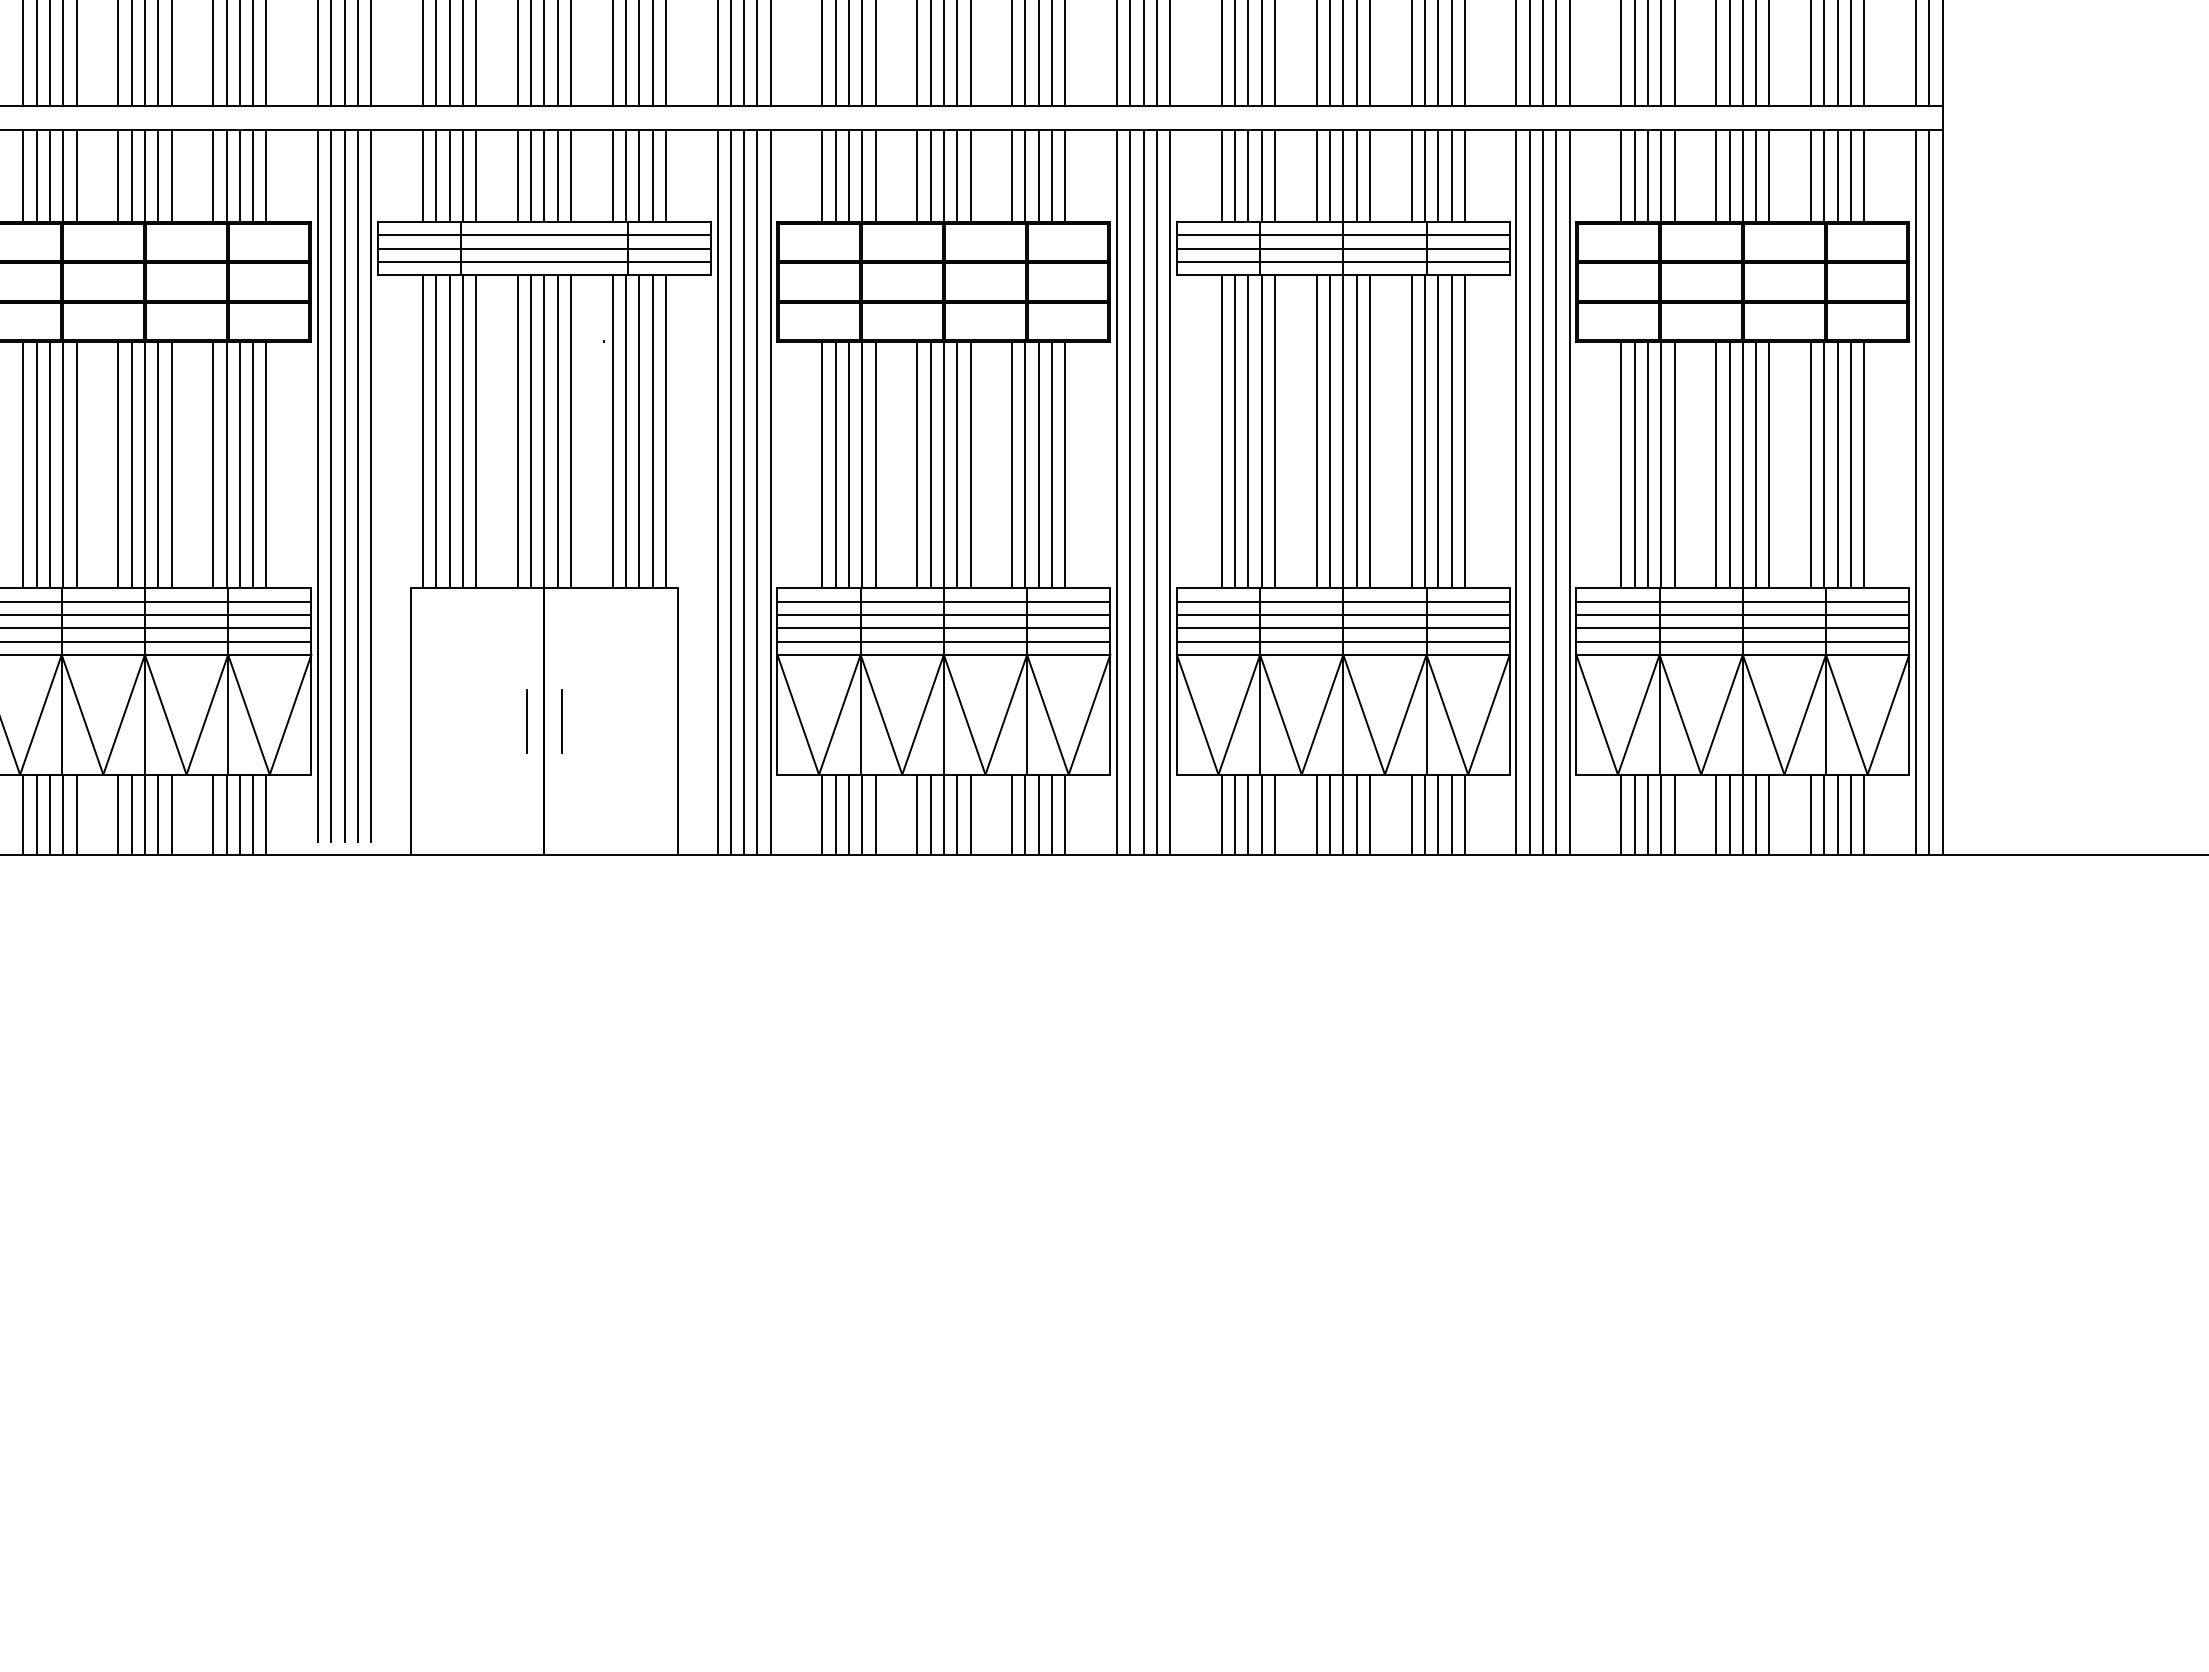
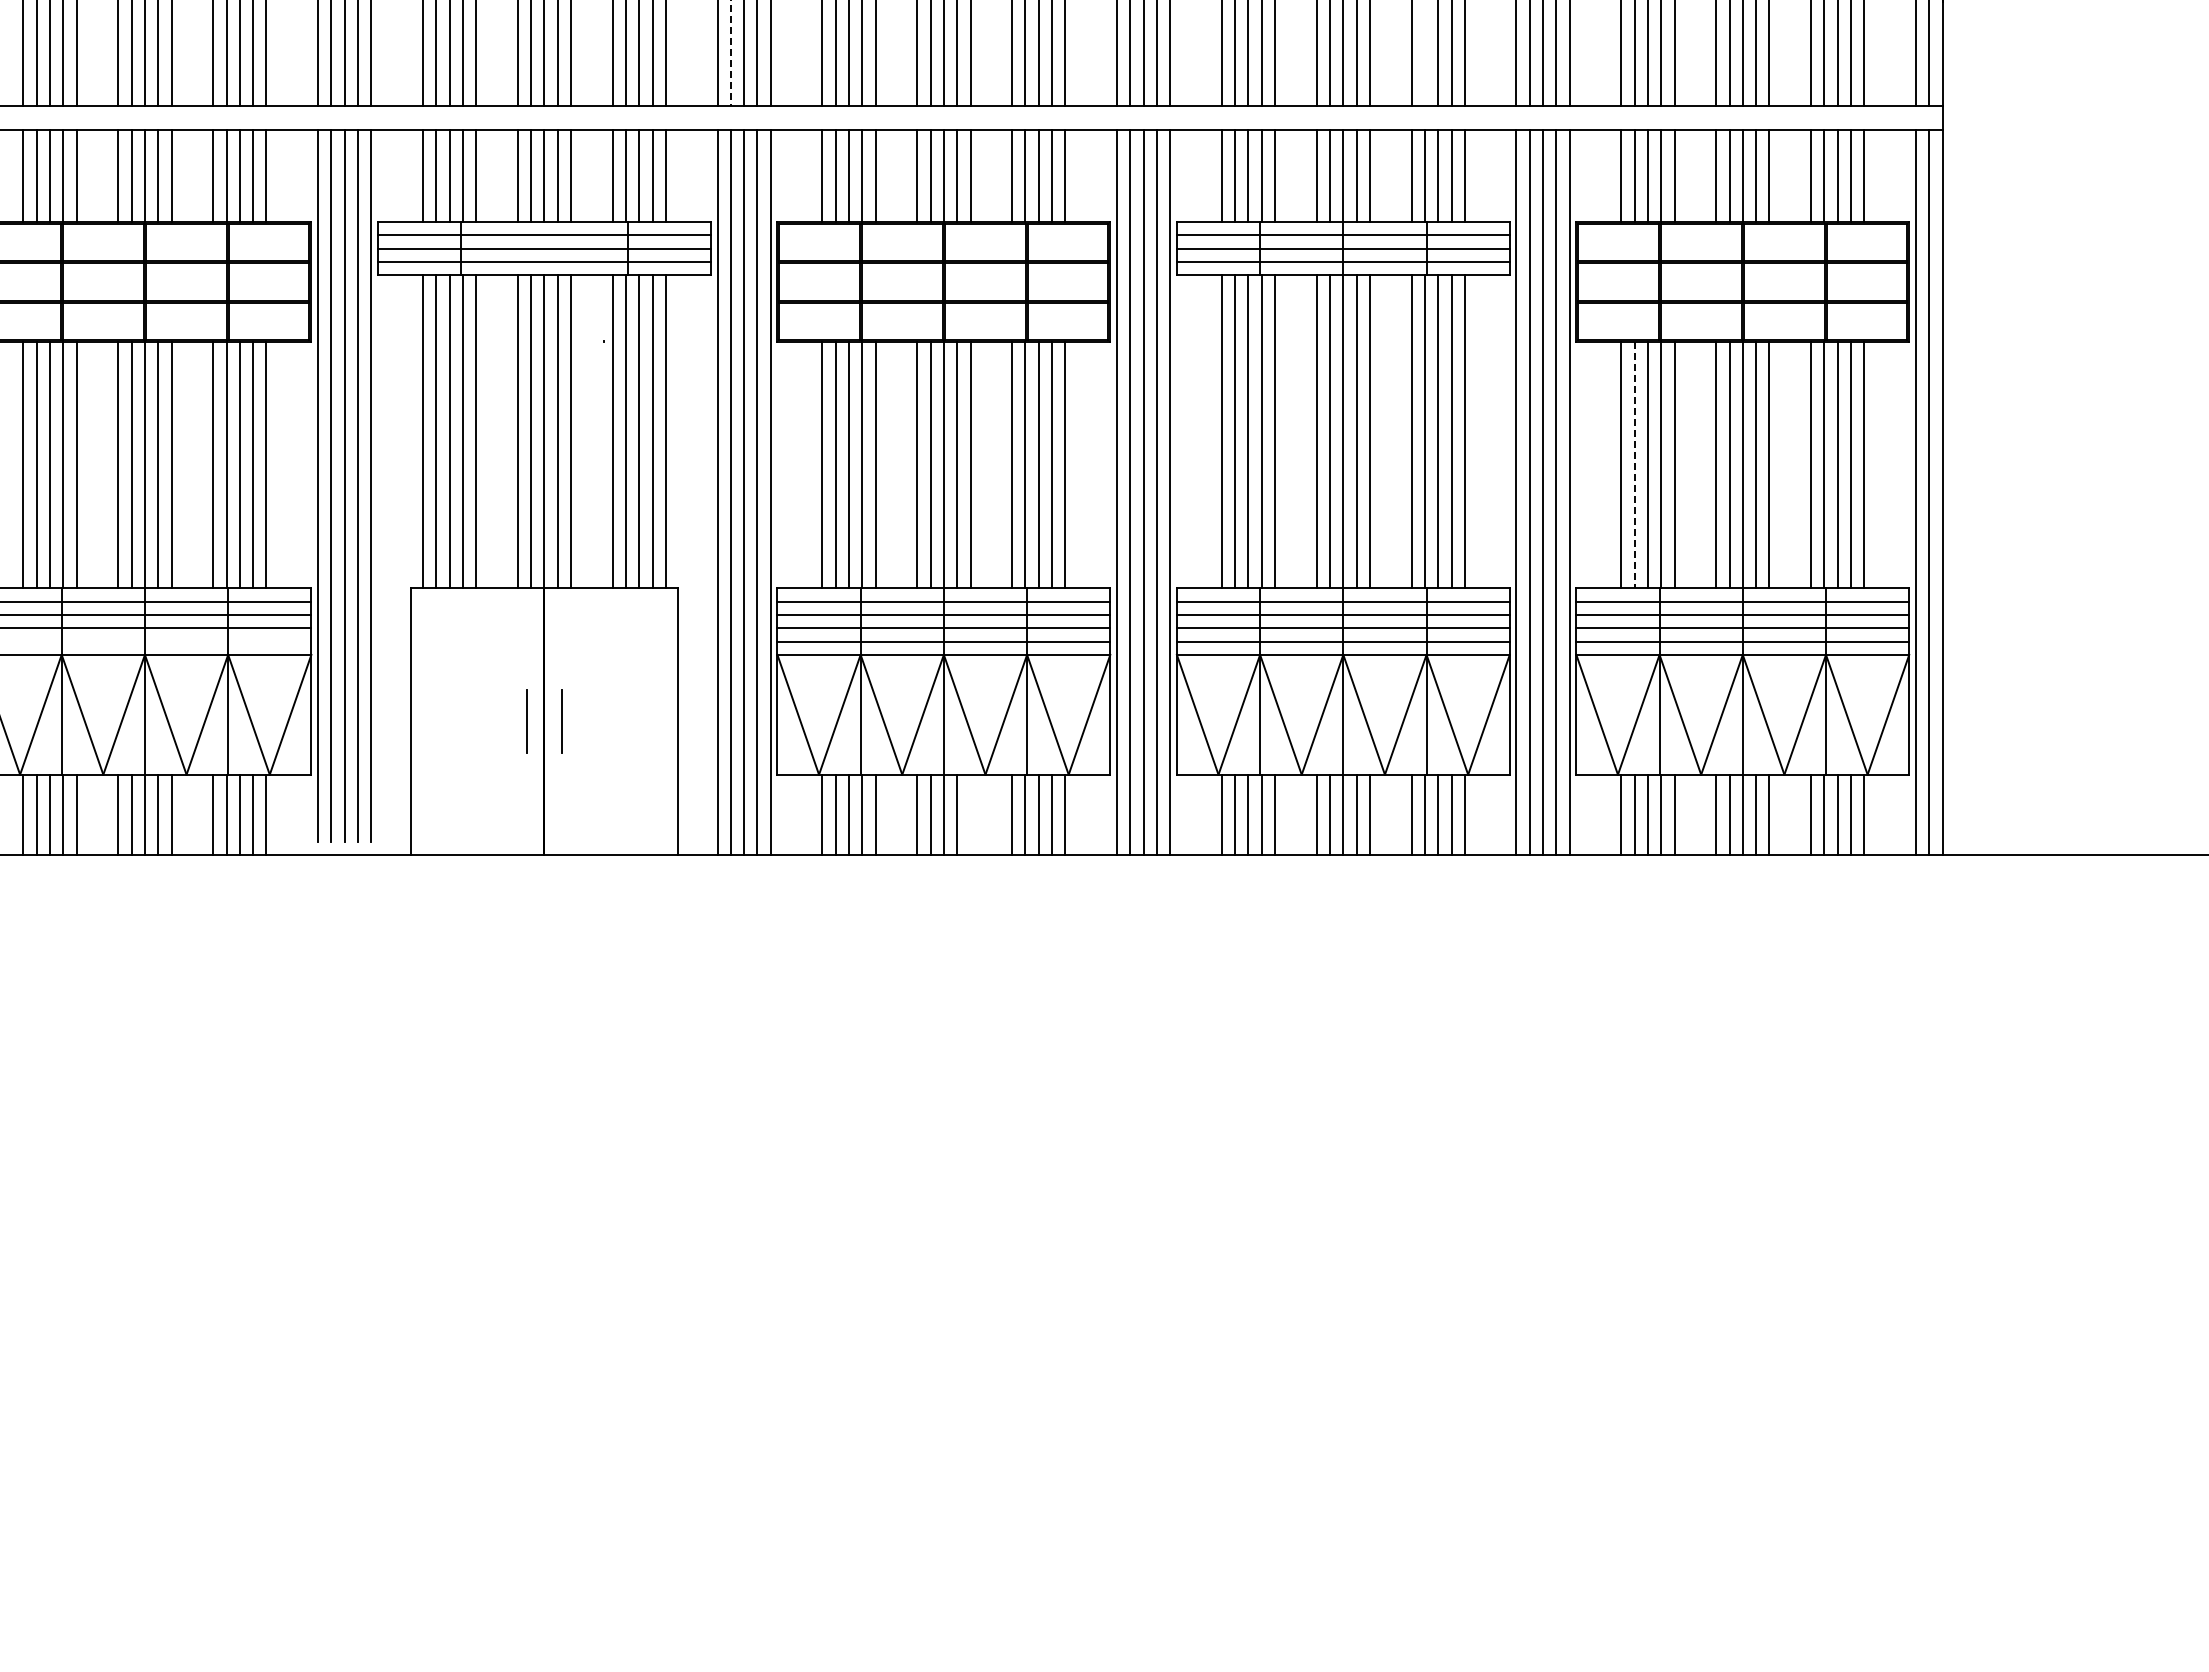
line: solid -> dashed (730, 53)
line: present -> none (1424, 53)
line: solid -> dashed (1634, 465)
line: present -> none (156, 641)
line: present -> none (970, 814)
